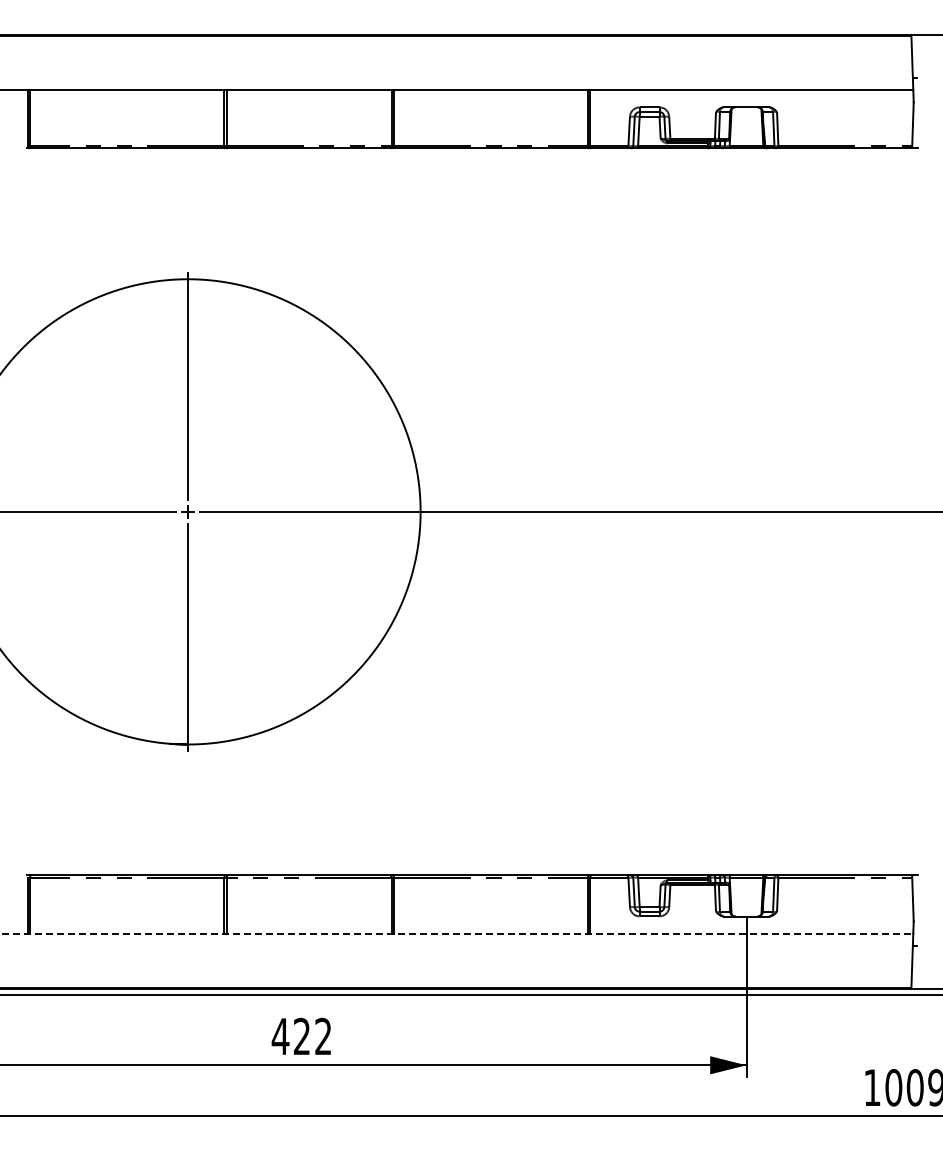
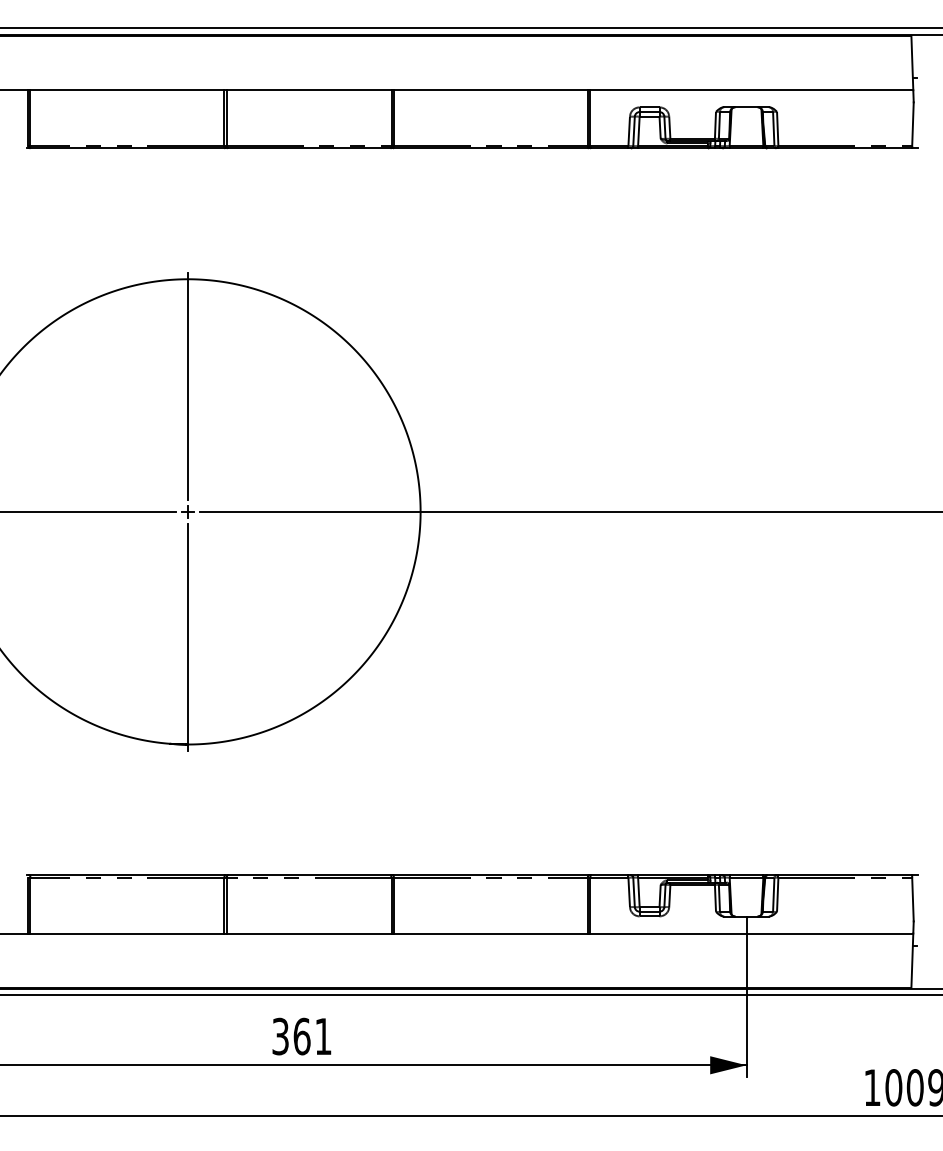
line: none -> present (470, 28)
line: dashed -> solid (457, 933)
text: 422 -> 361 (301, 1036)
